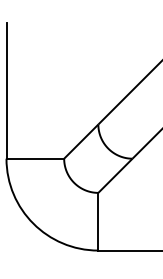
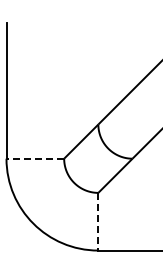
line: solid -> dashed (35, 158)
line: solid -> dashed (98, 221)
